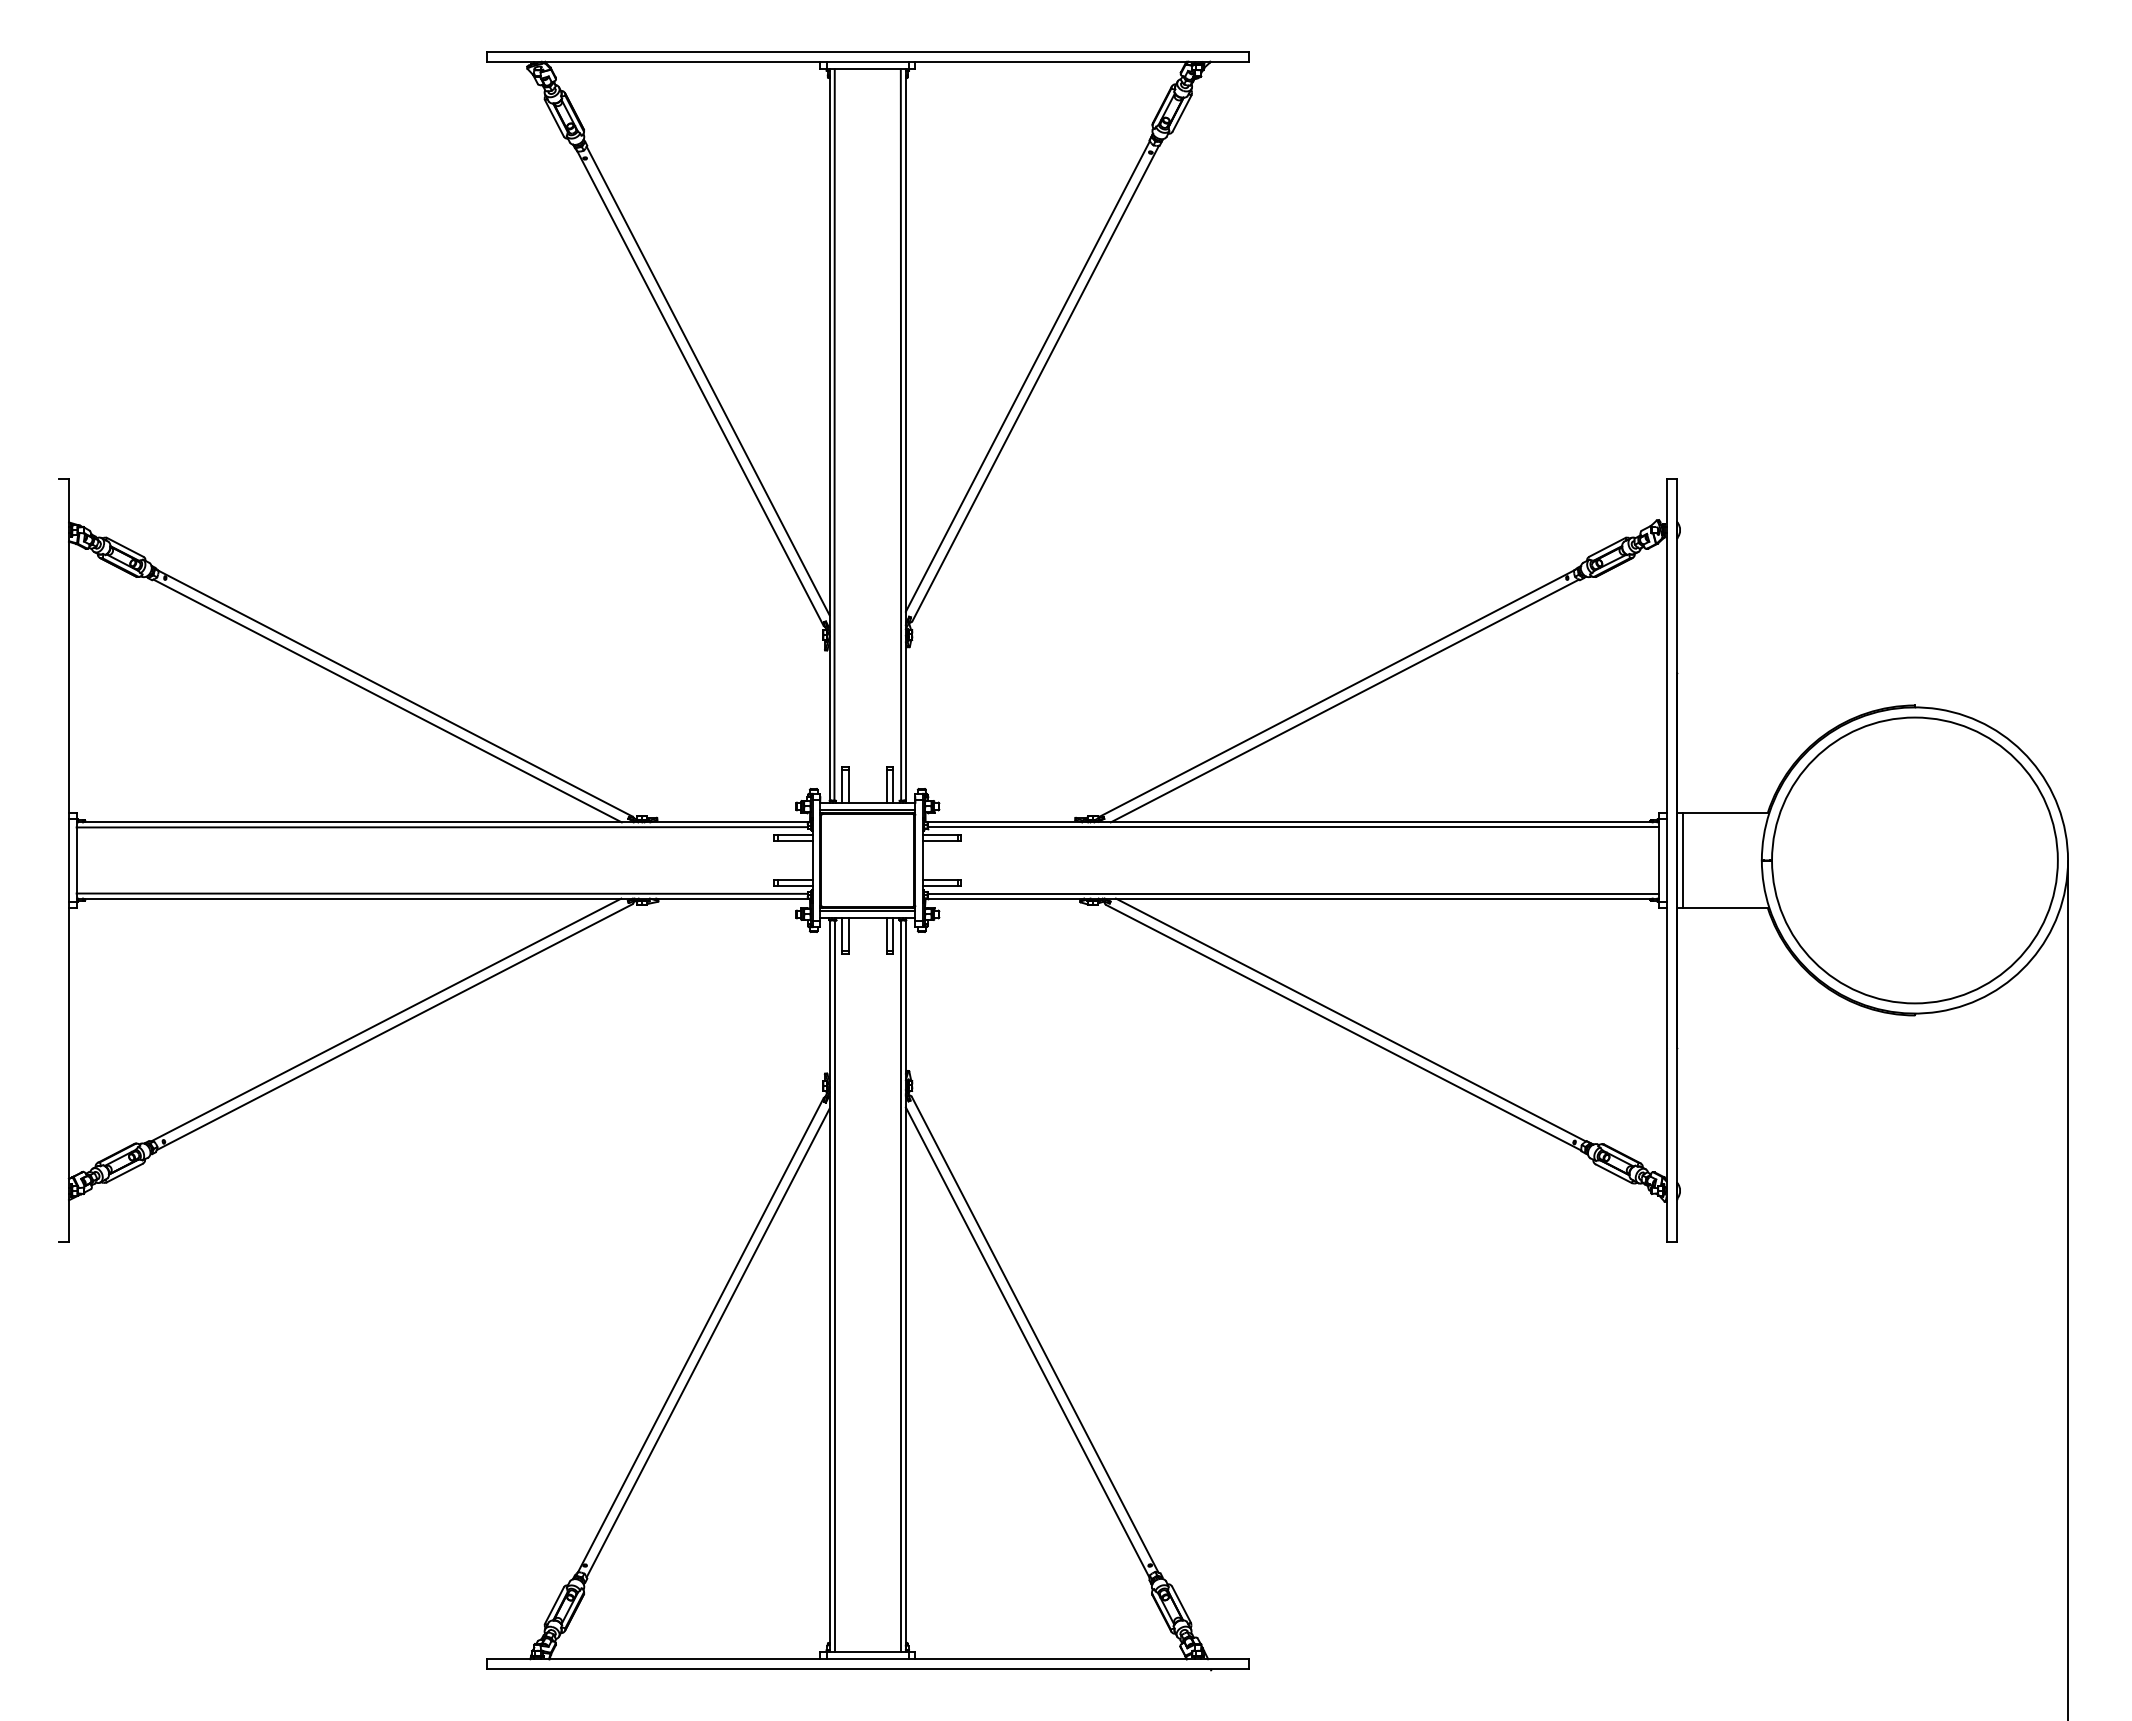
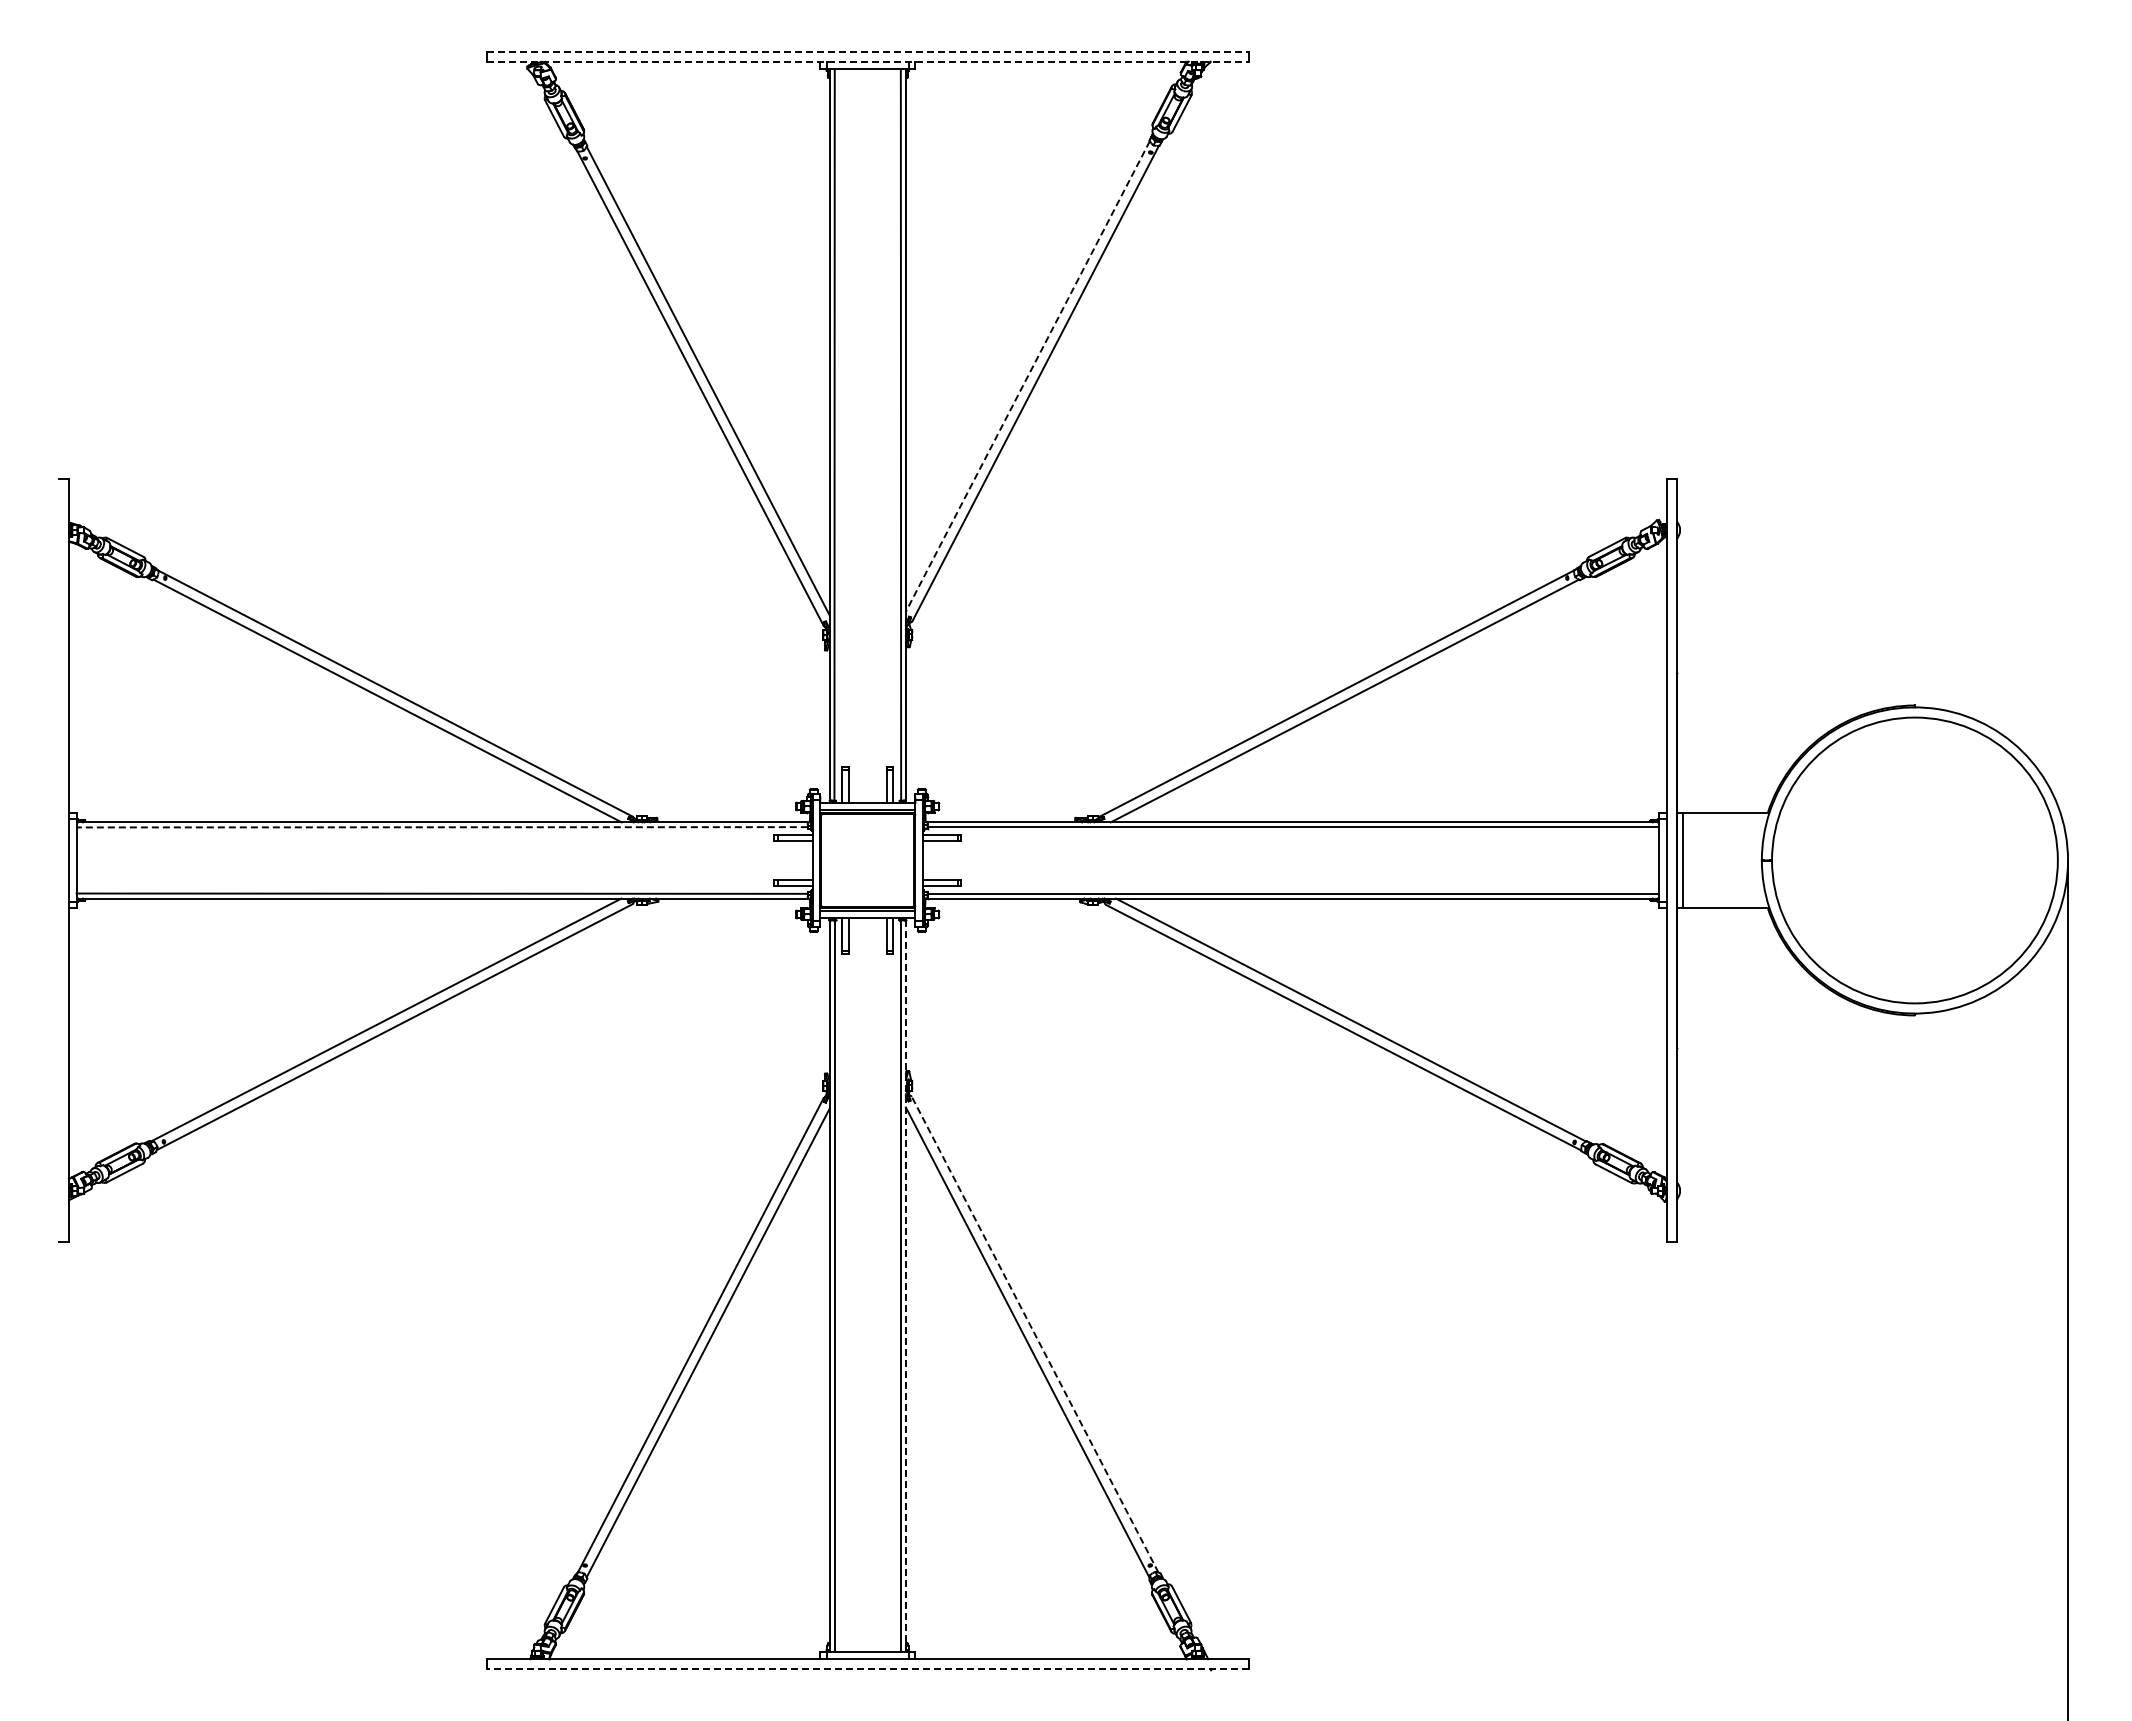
line: solid -> dashed (868, 51)
line: solid -> dashed (868, 61)
line: solid -> dashed (1027, 376)
line: solid -> dashed (442, 827)
line: solid -> dashed (905, 1286)
line: solid -> dashed (1035, 1334)
line: solid -> dashed (867, 1669)
